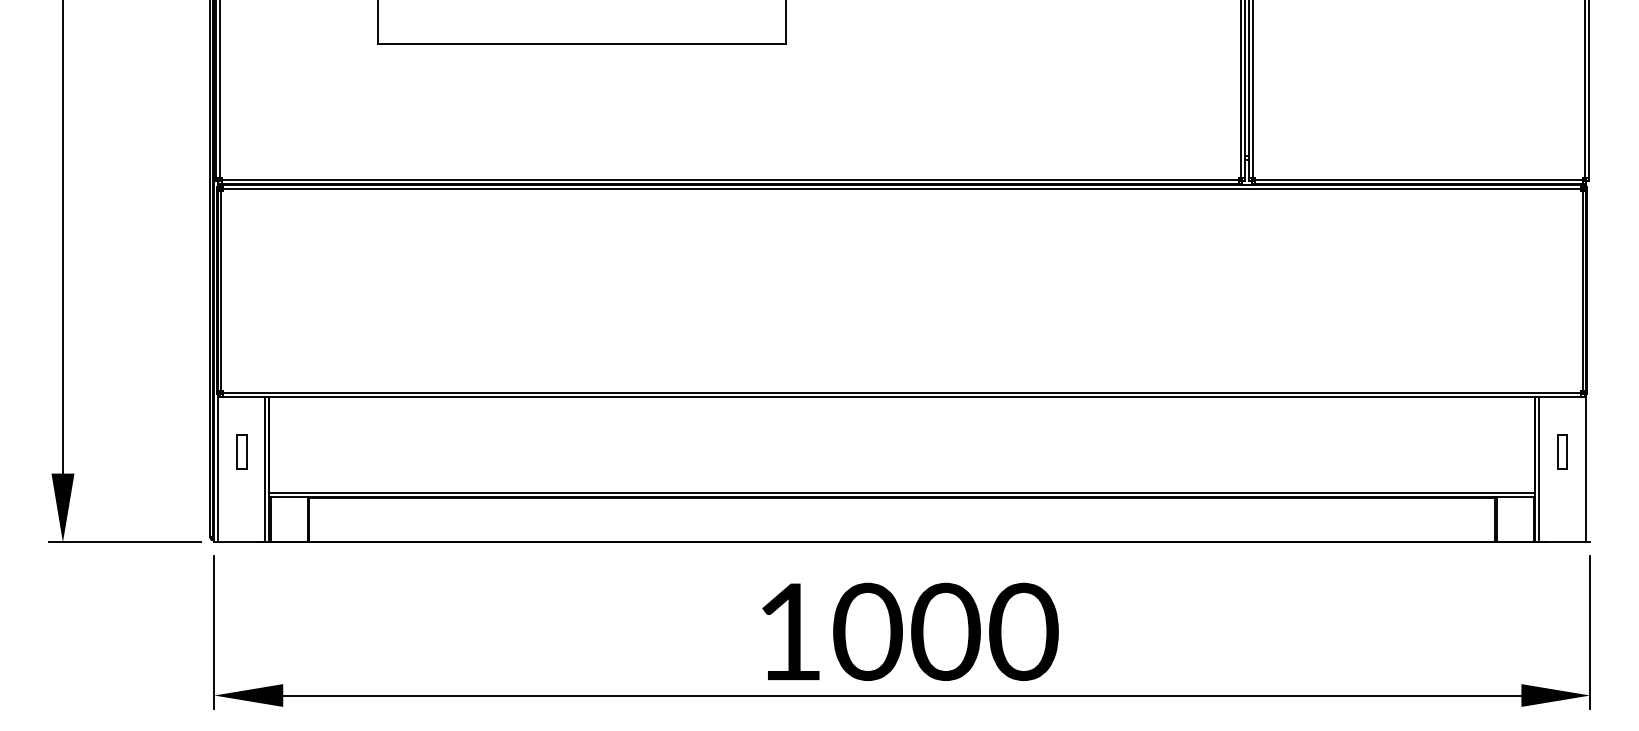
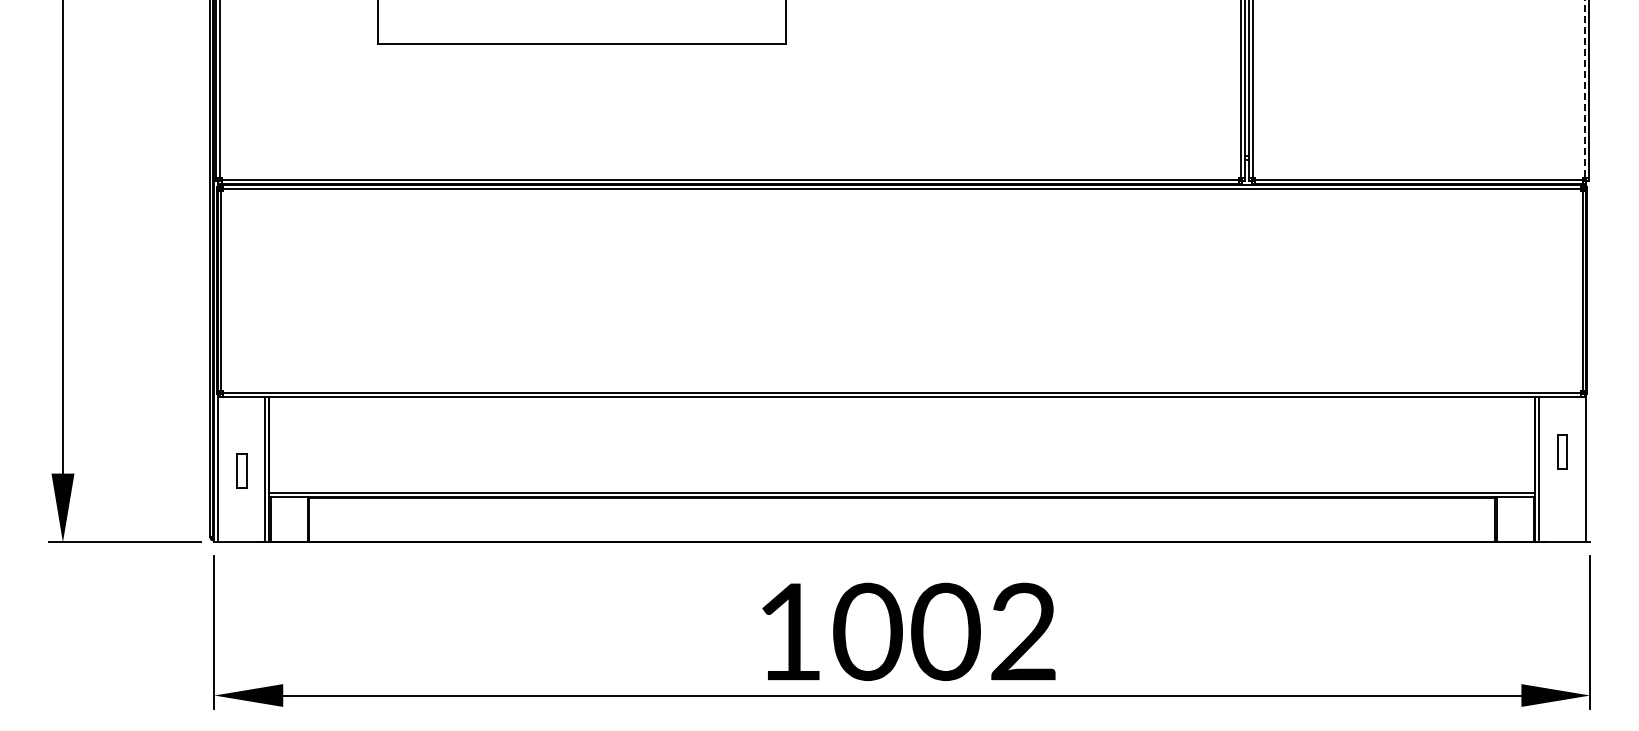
line: solid -> dashed (1584, 89)
part position: (241, 451) -> (241, 470) (241, 470)
text: 1000 -> 1002 (1023, 632)
